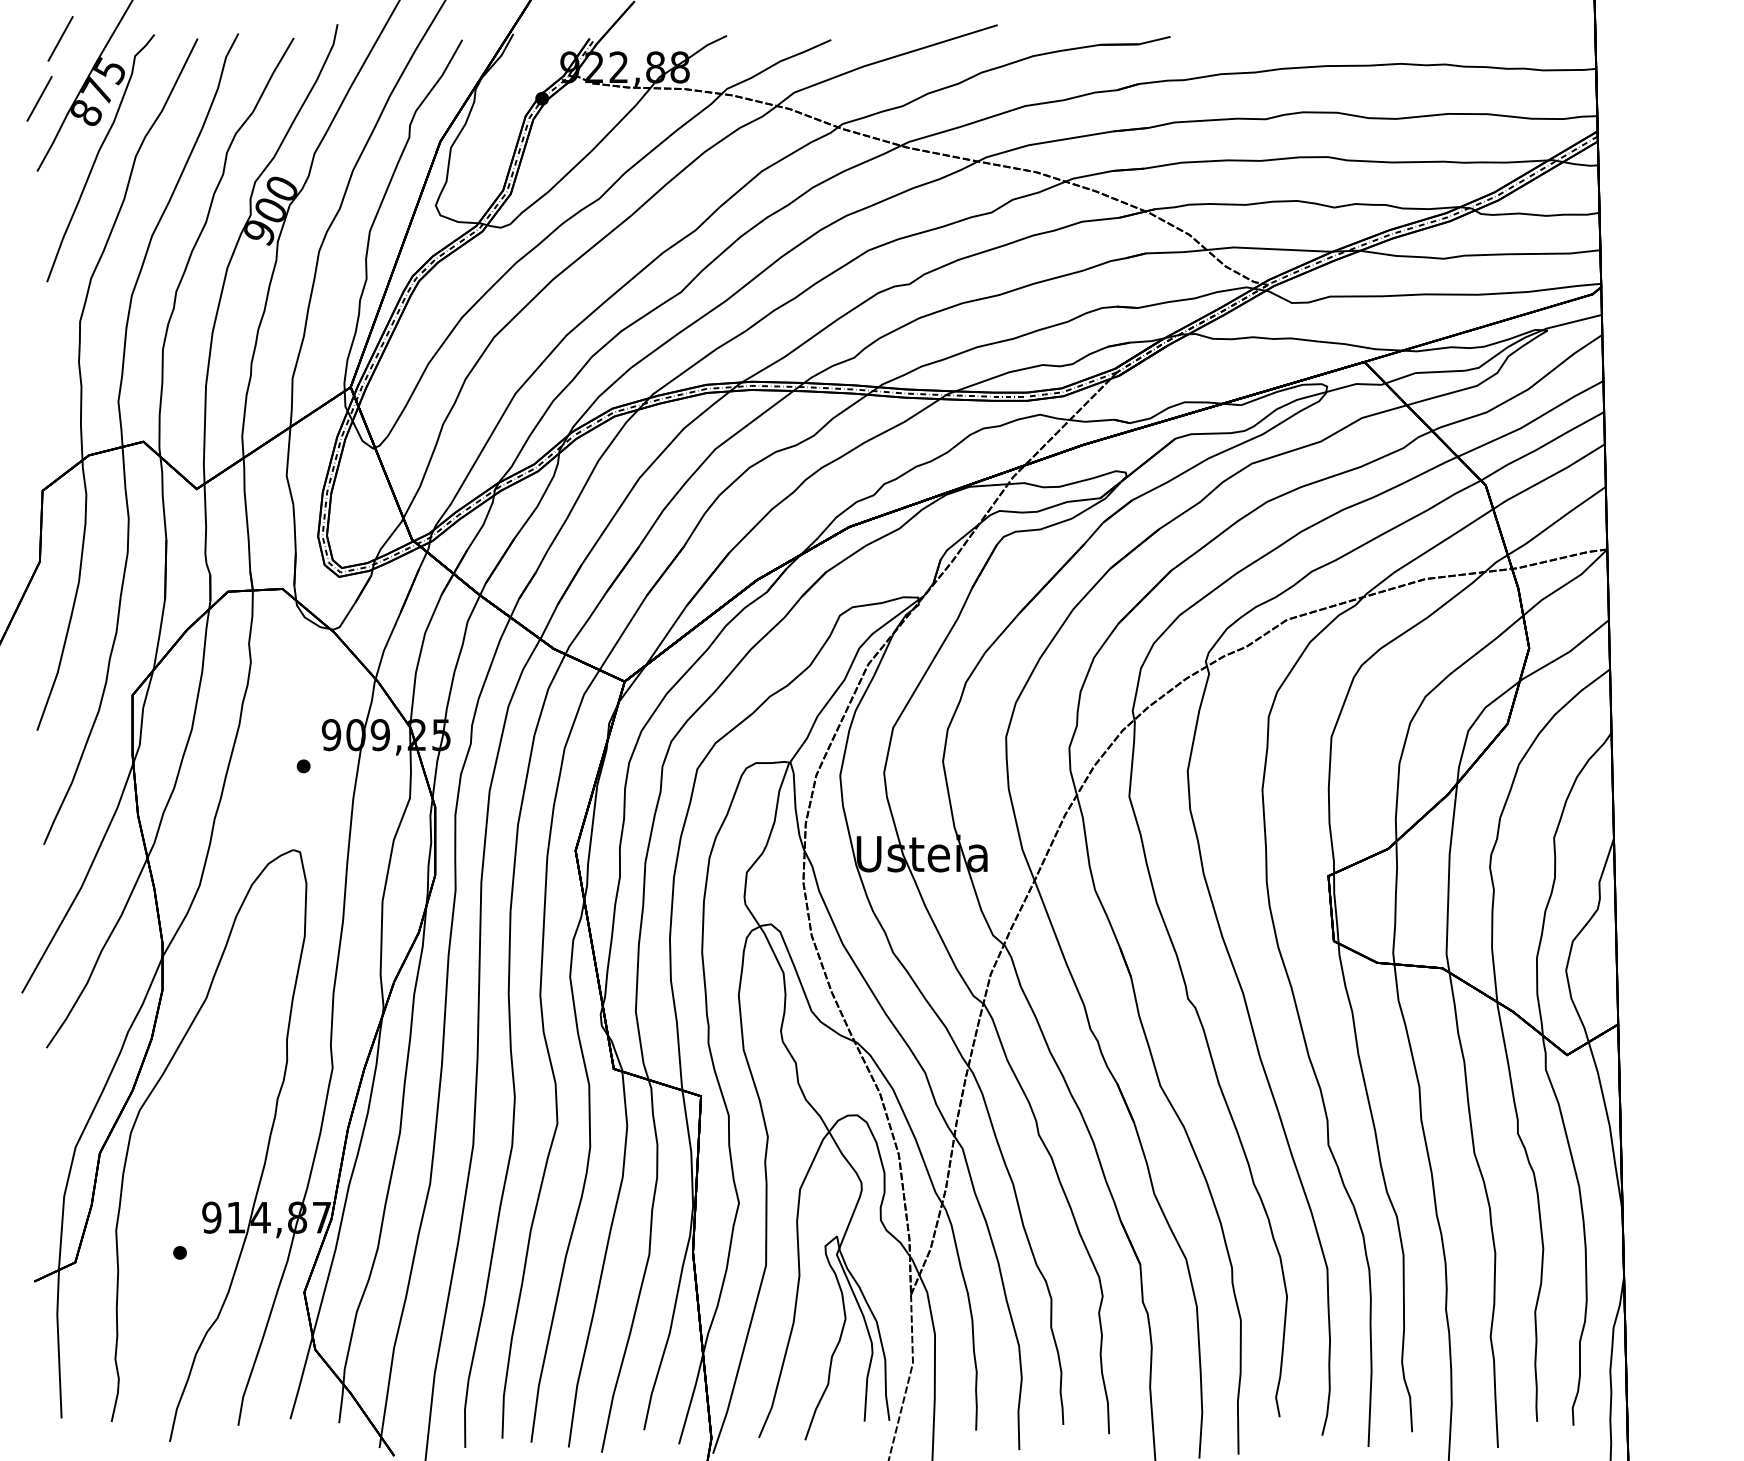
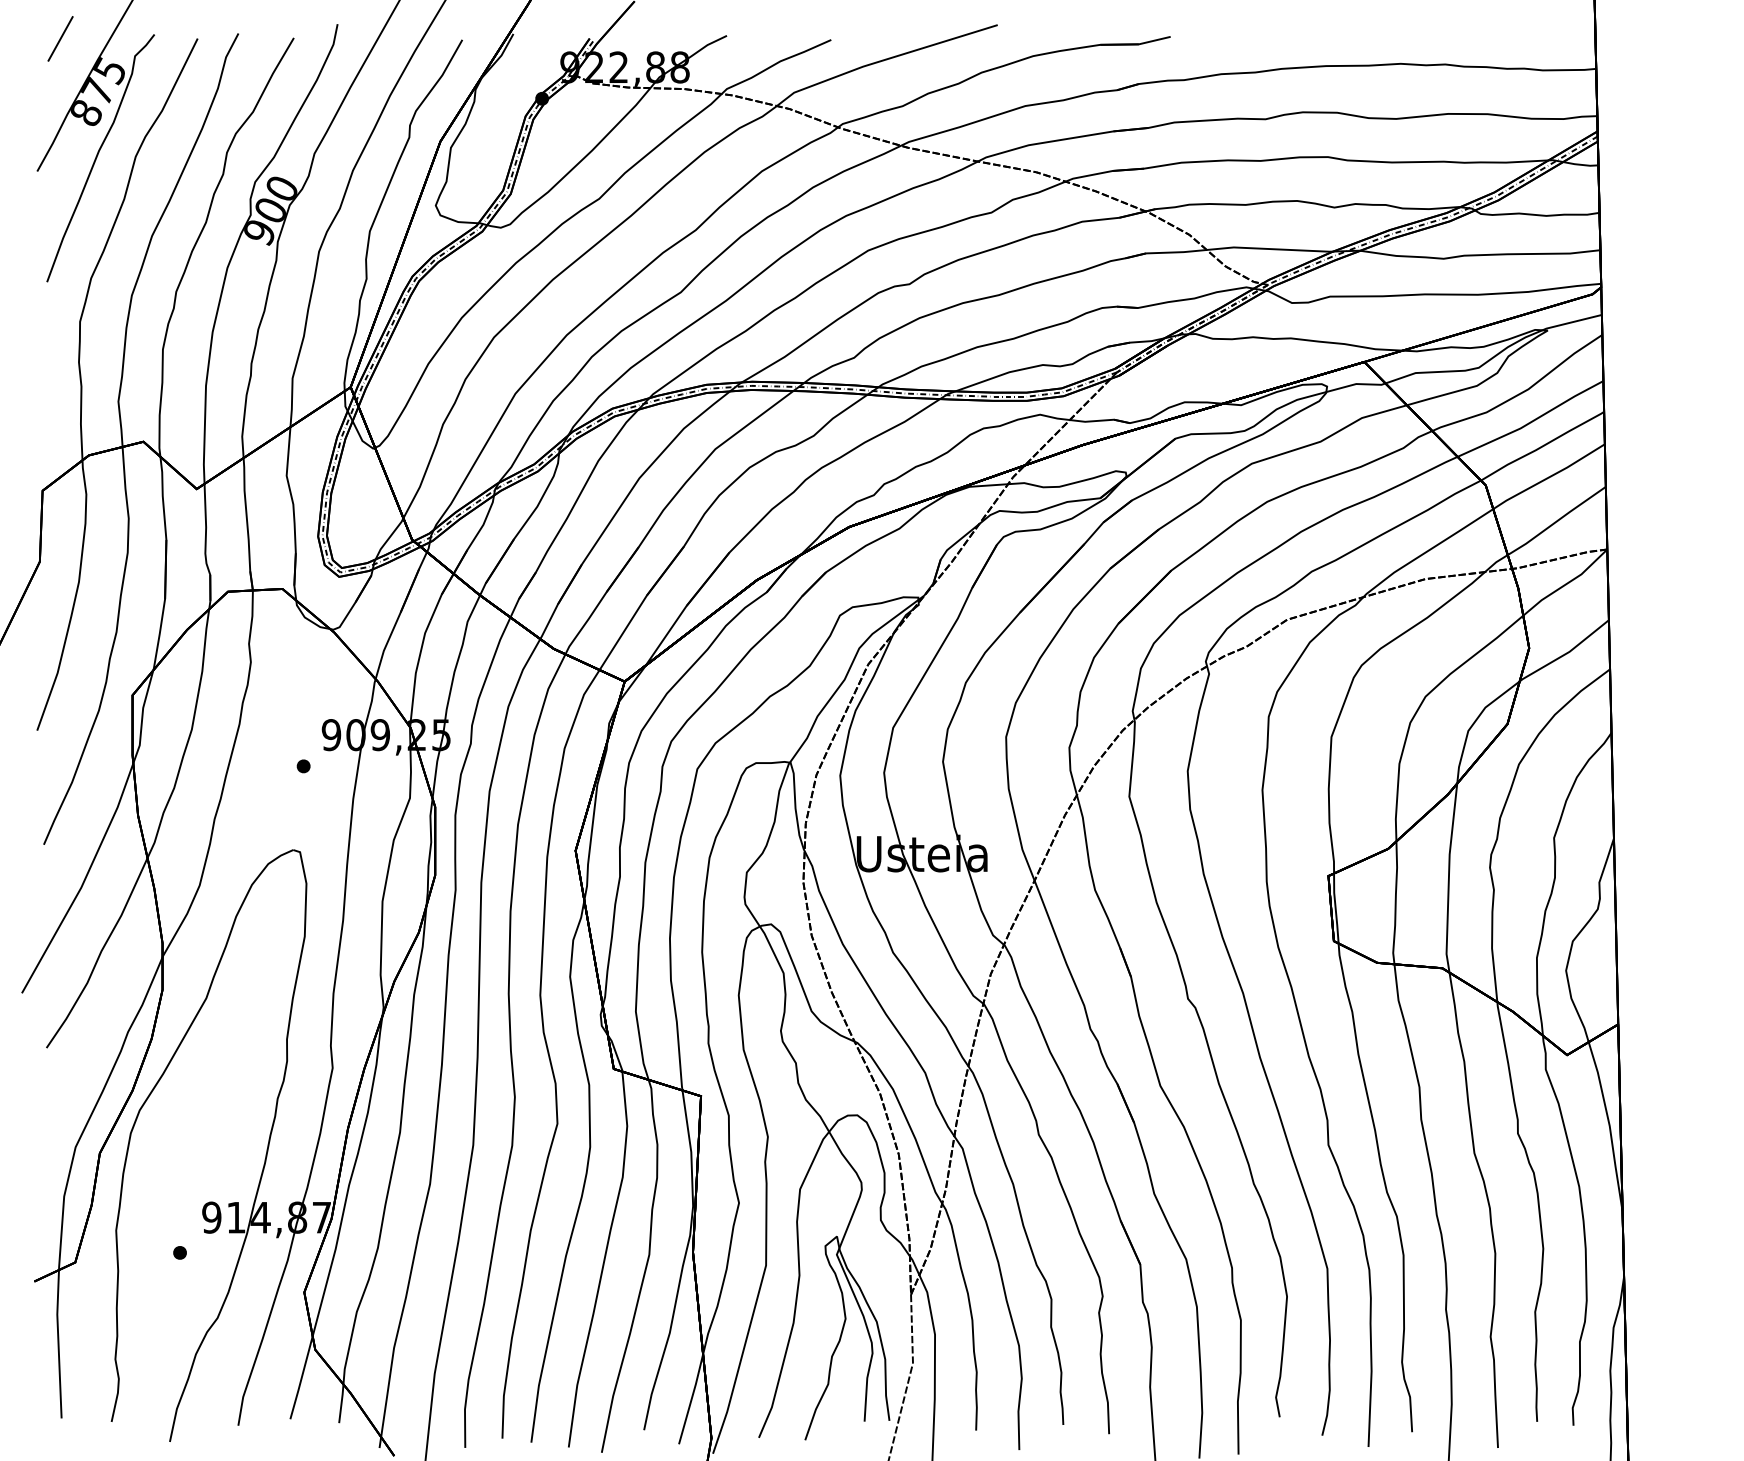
line: present -> none (39, 98)
